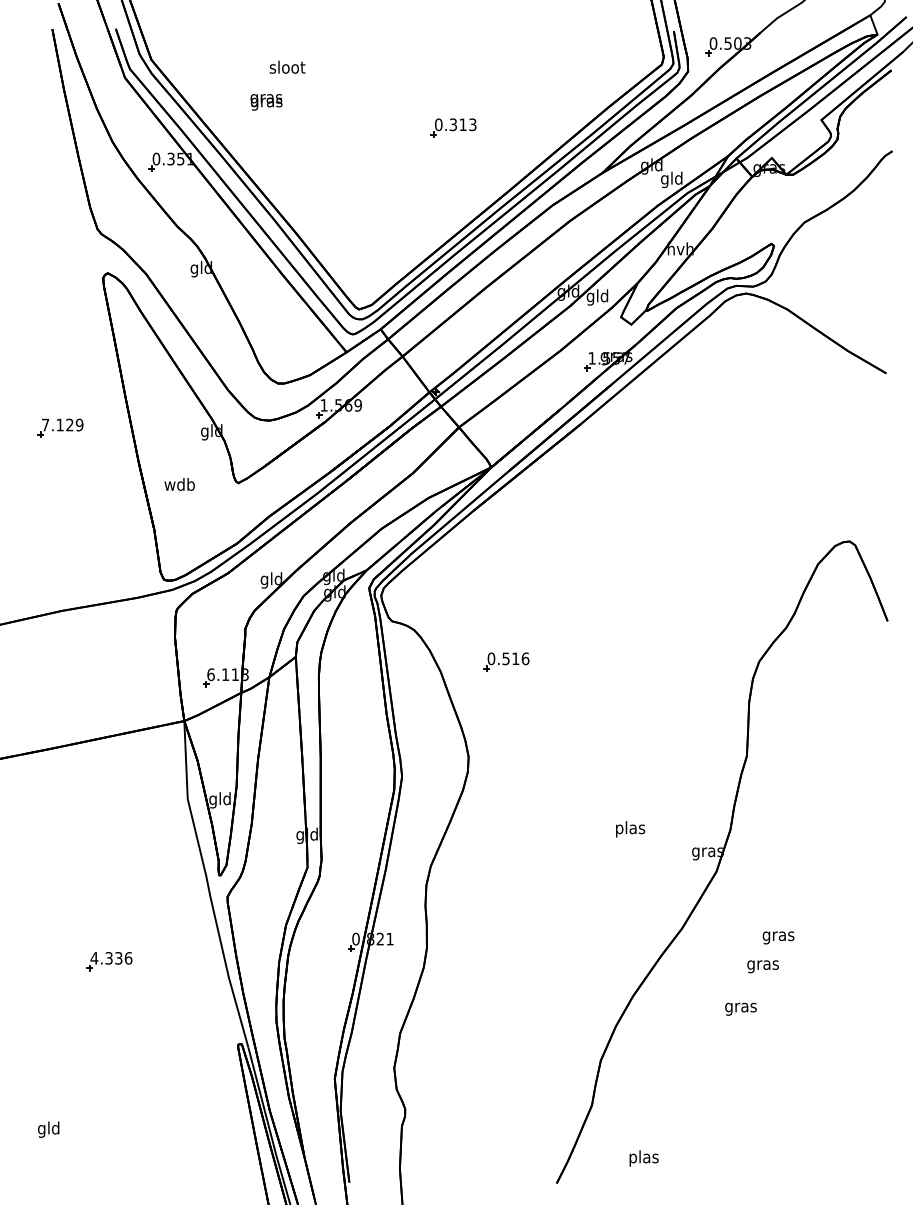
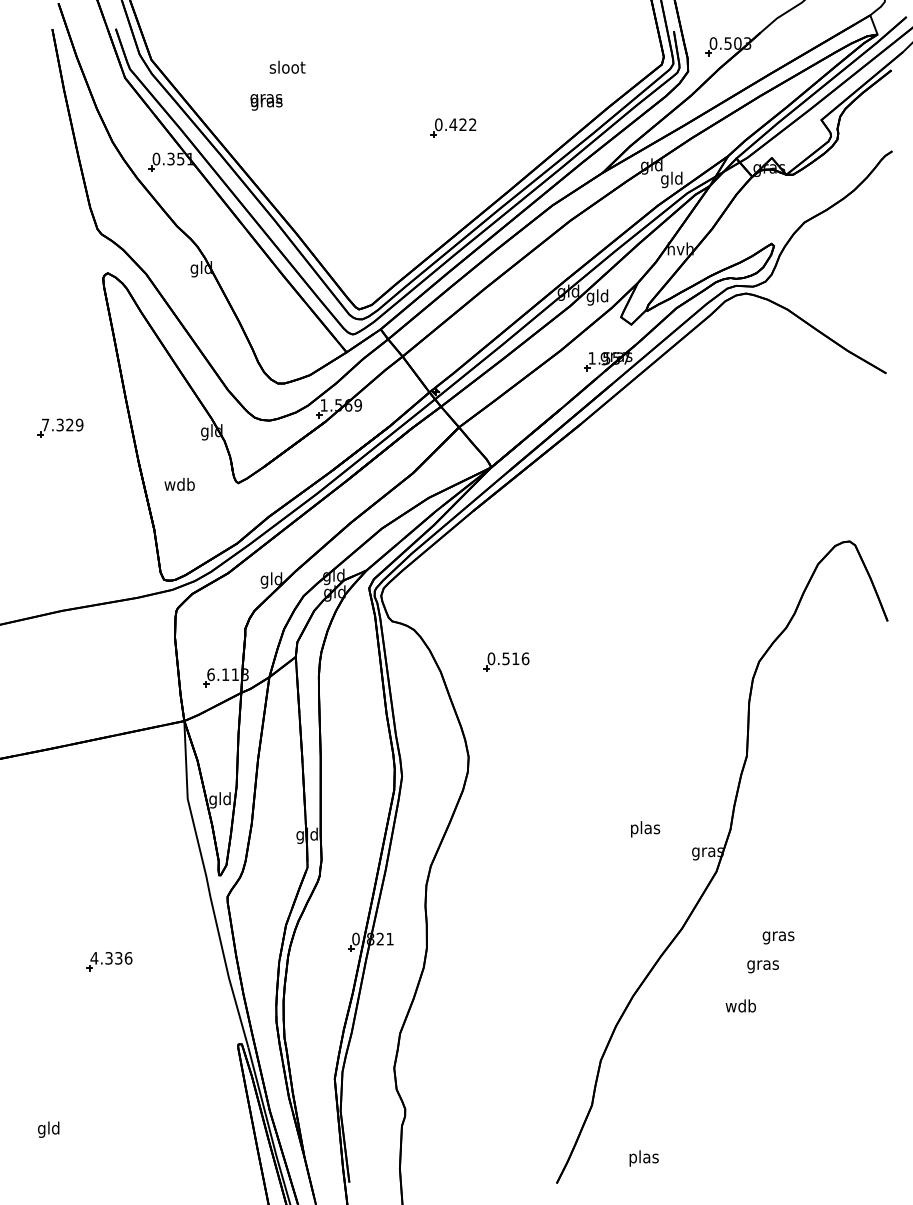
text: 0.313 -> 0.422 (462, 124)
text: 7.129 -> 7.329 (59, 424)
text position: (630, 829) -> (645, 829) (645, 829)
text: gras -> wdb (740, 1007)
